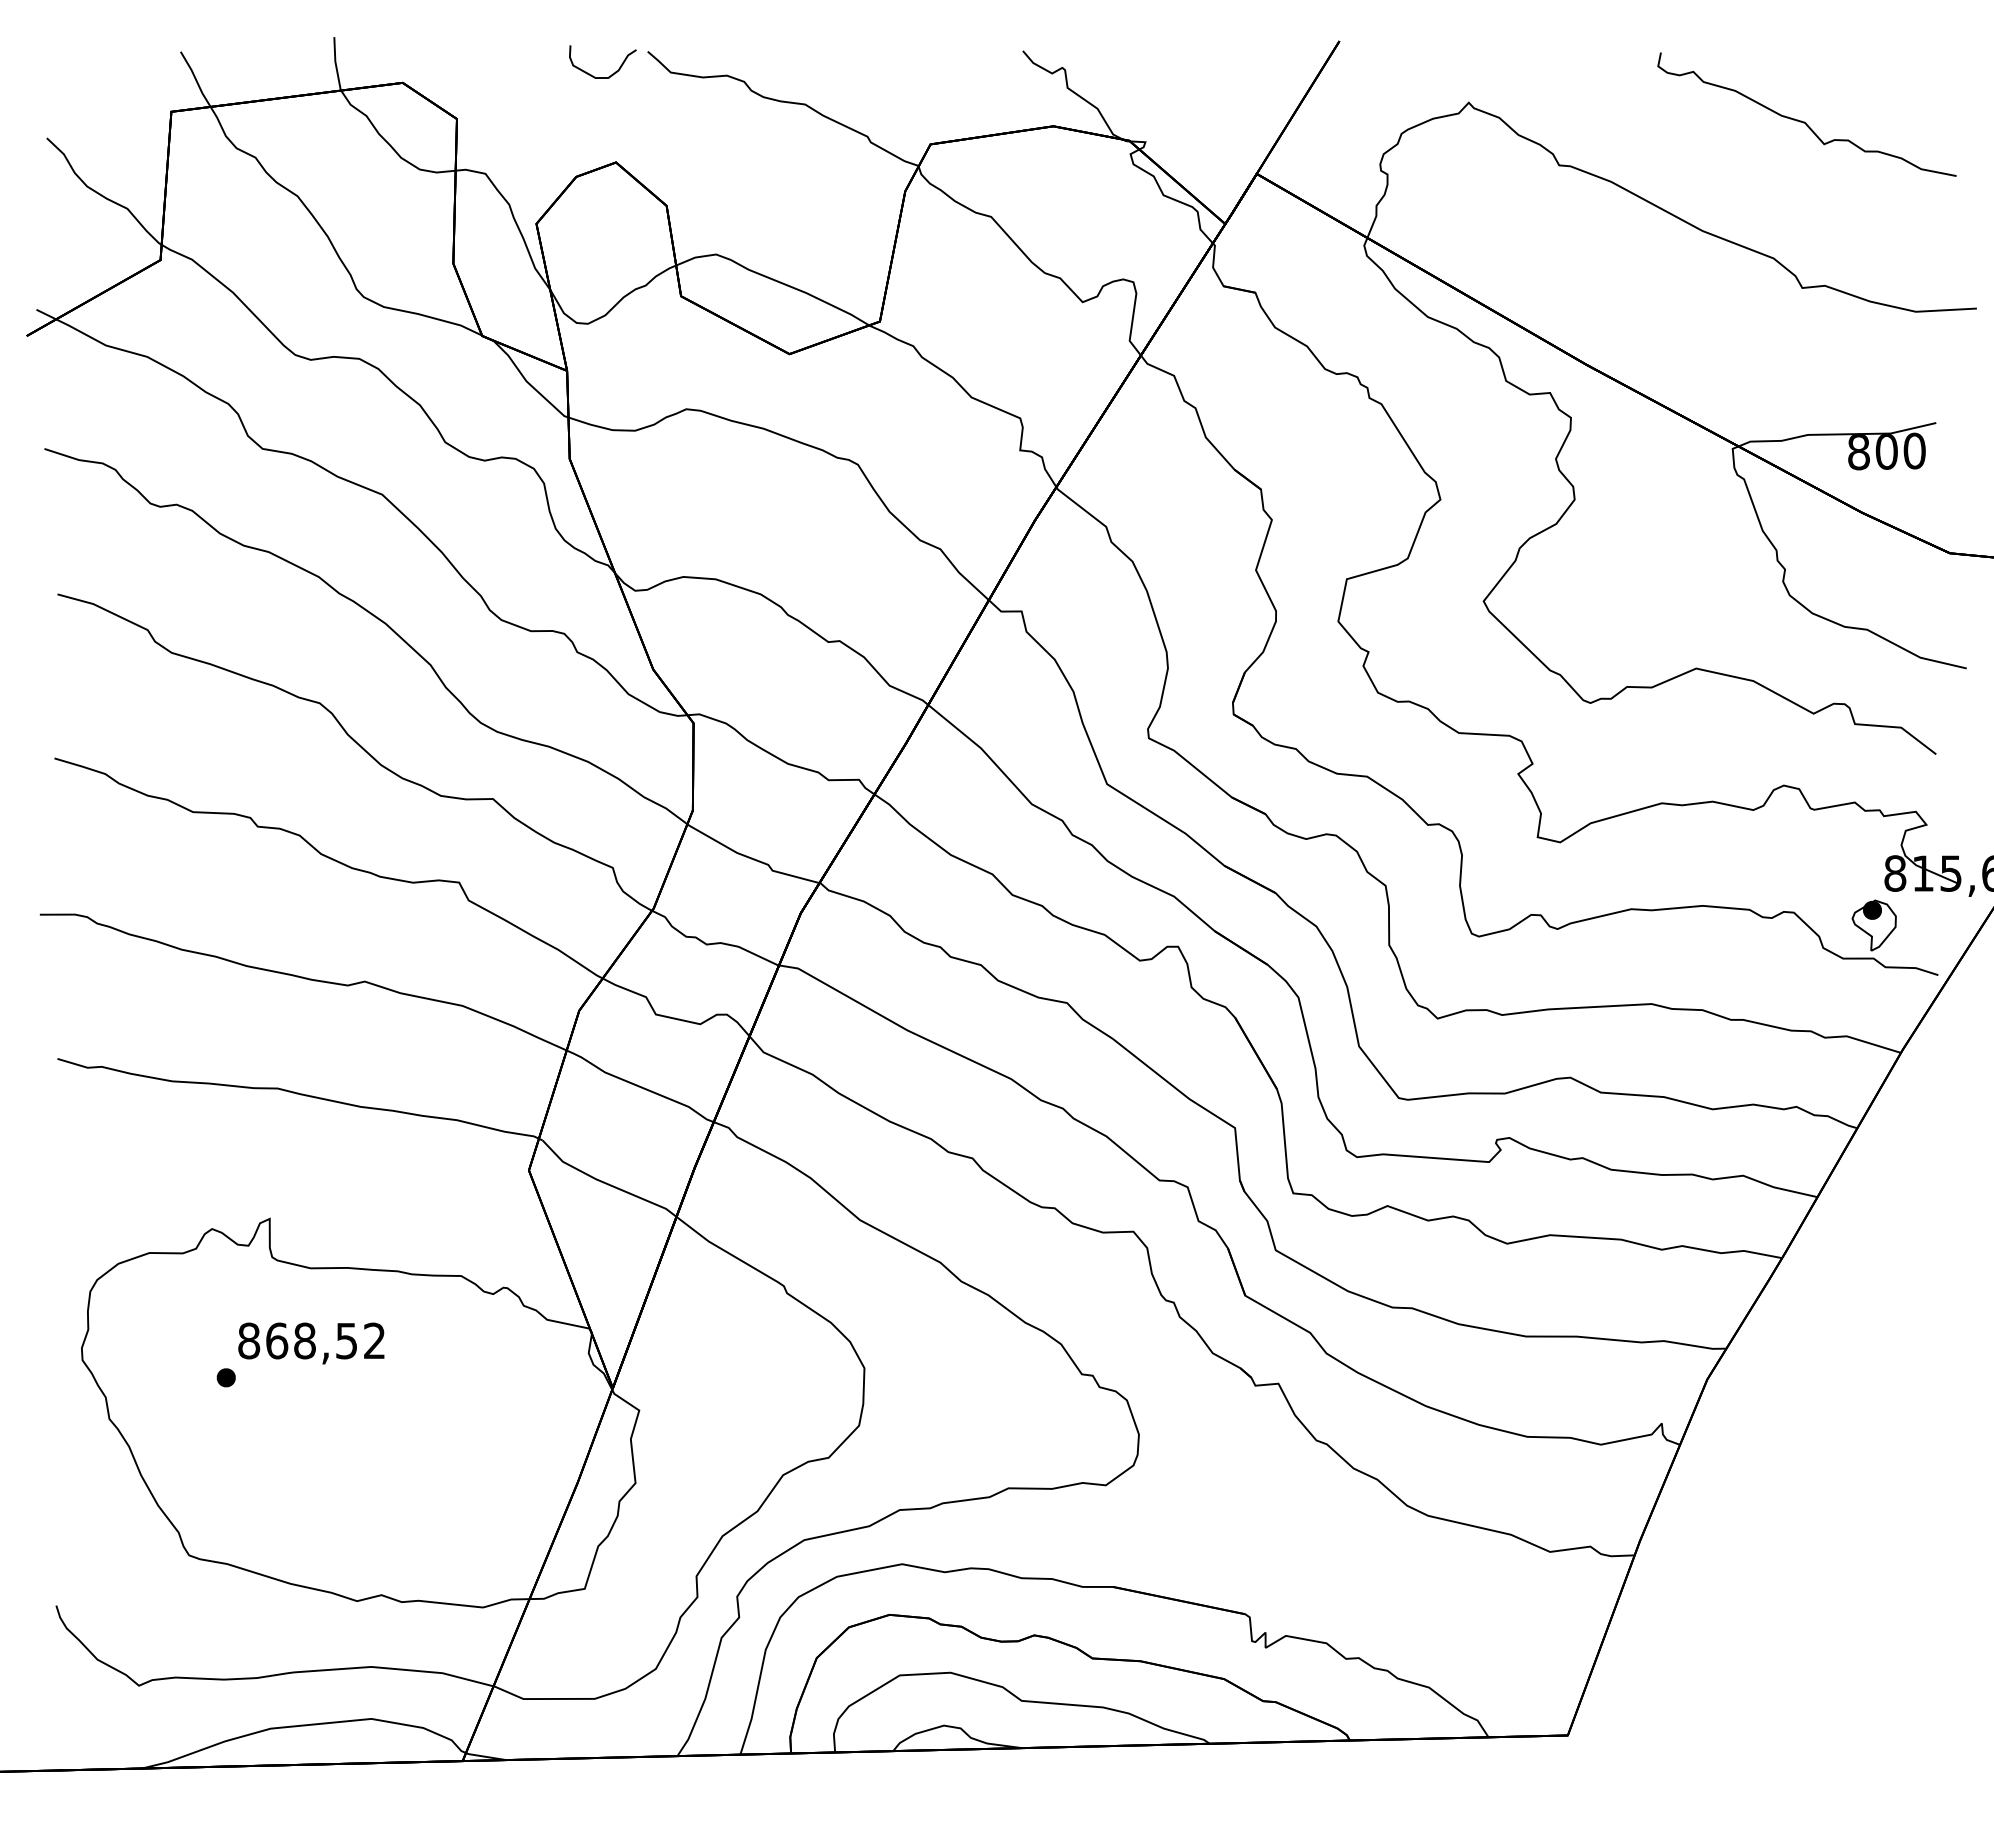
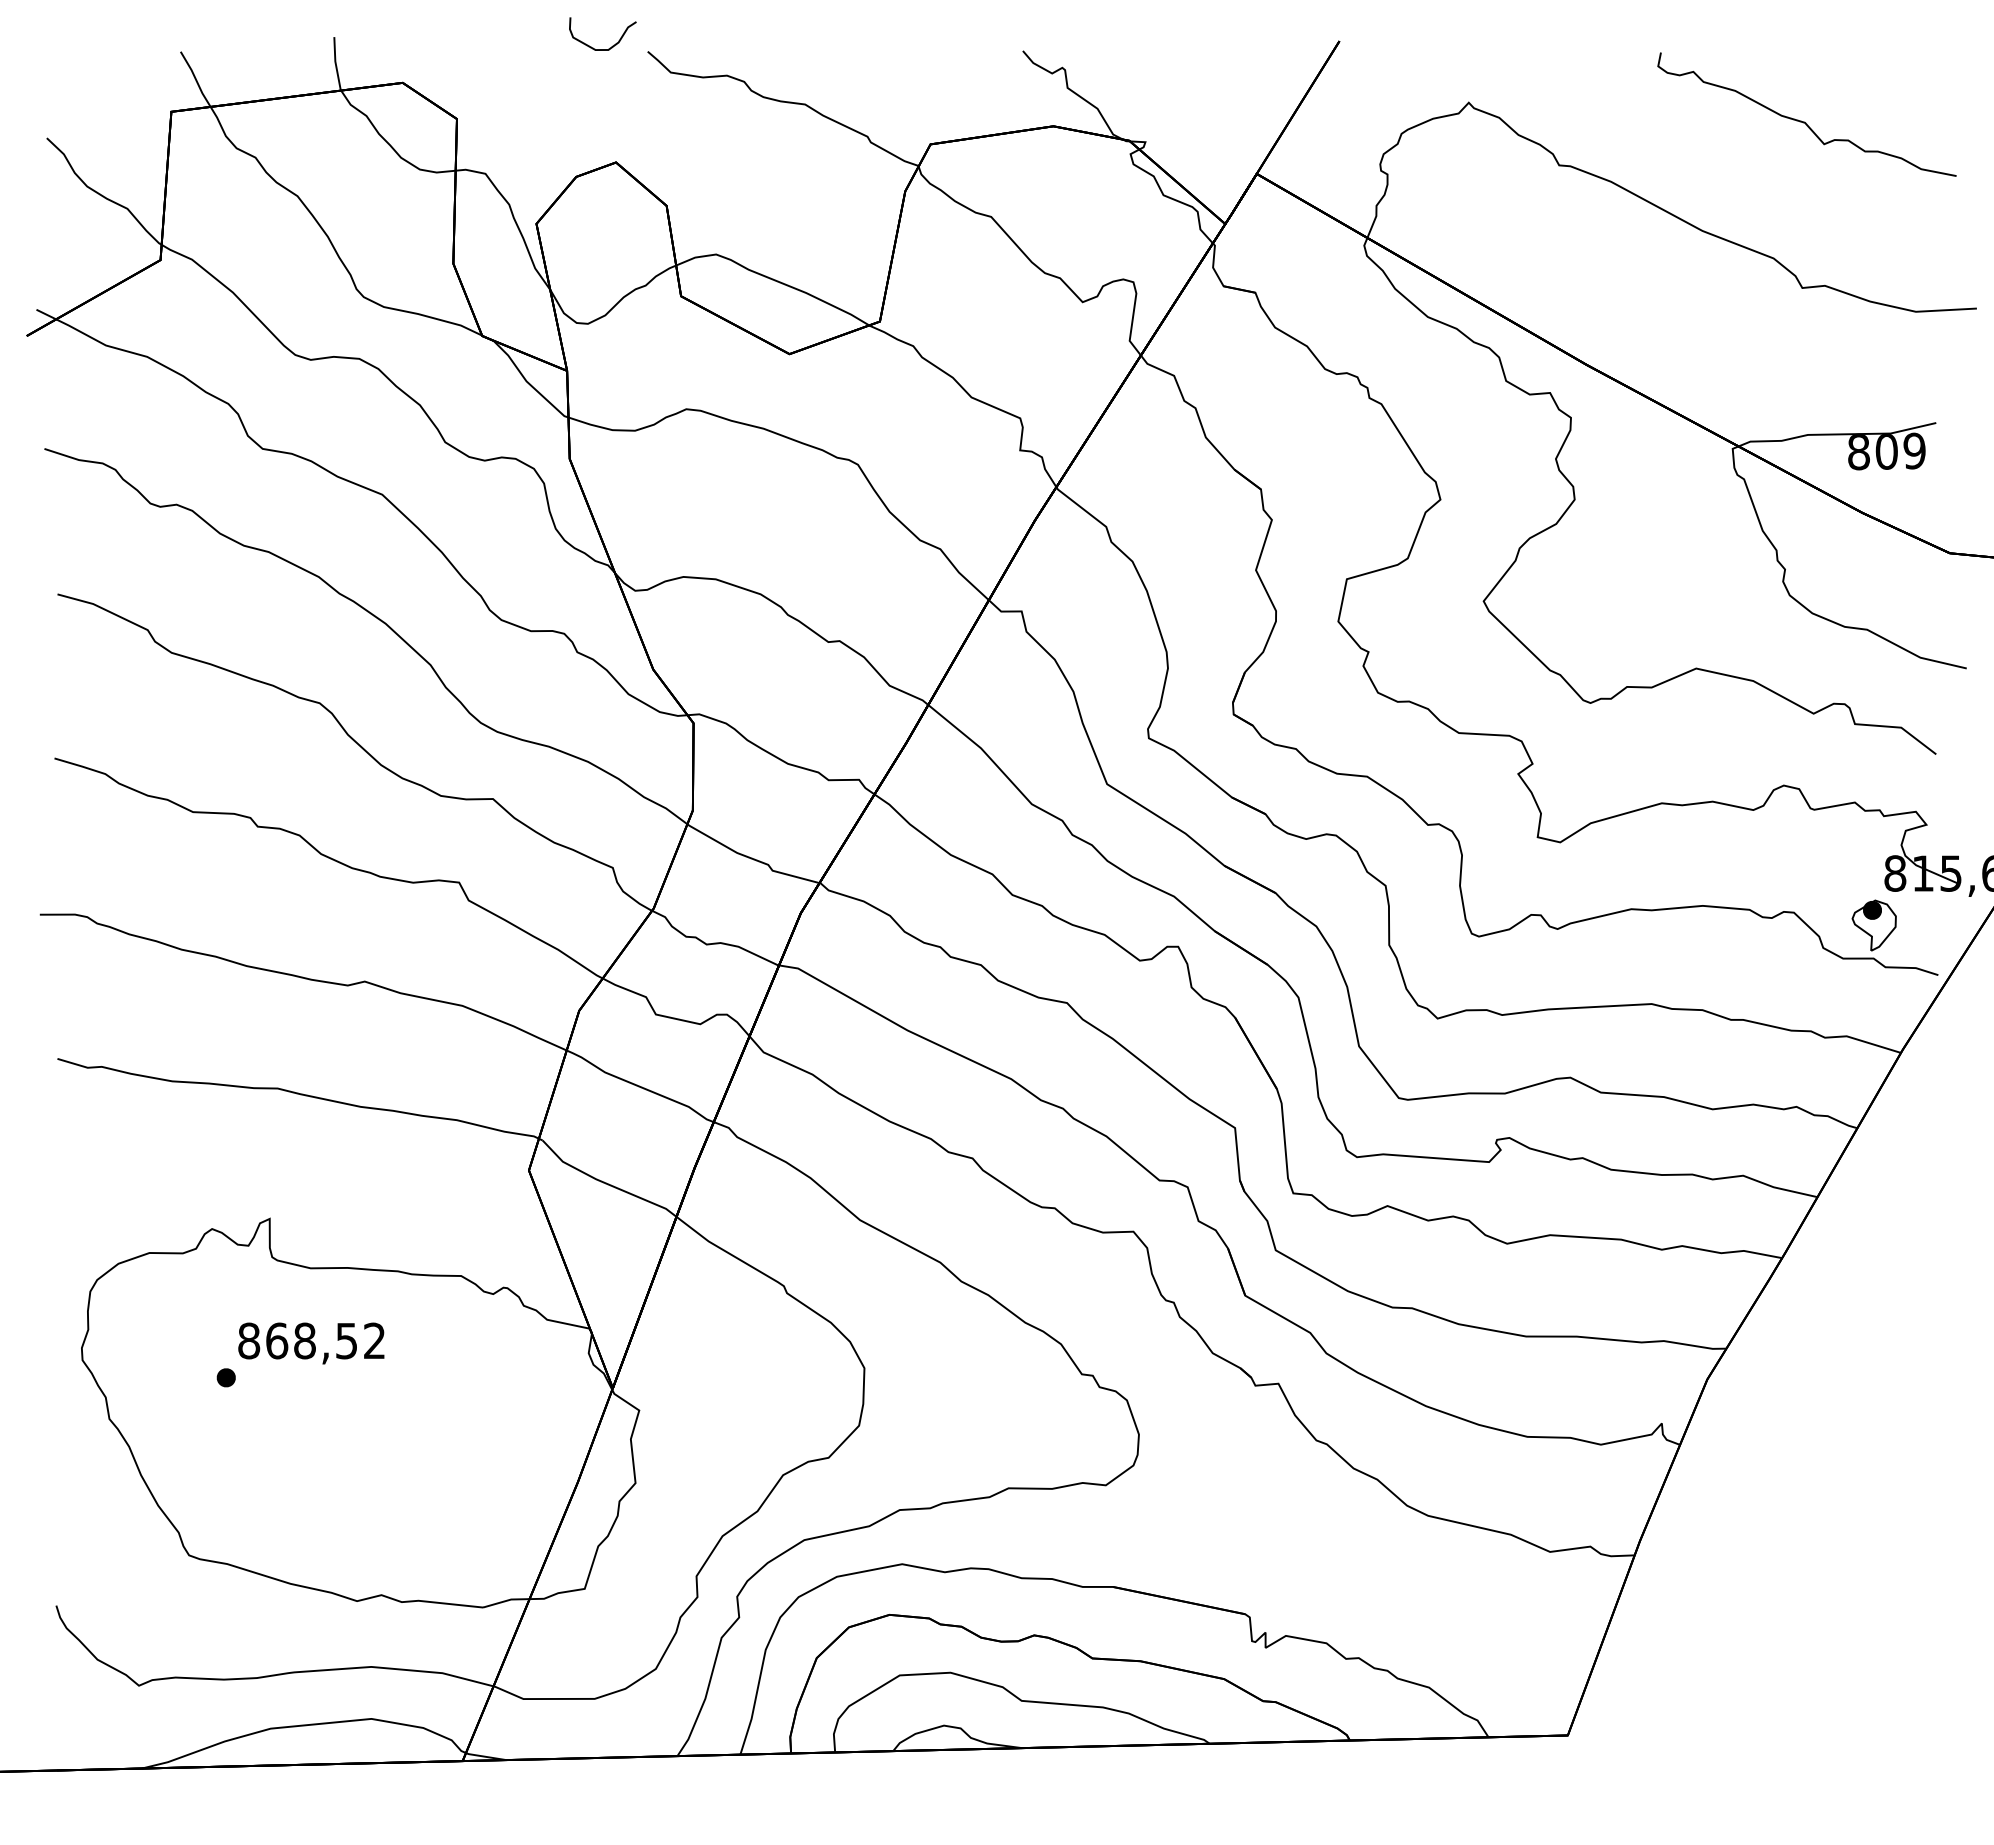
curve position: (612, 73) -> (612, 45) (612, 45)
text: 800 -> 809 (1914, 450)
